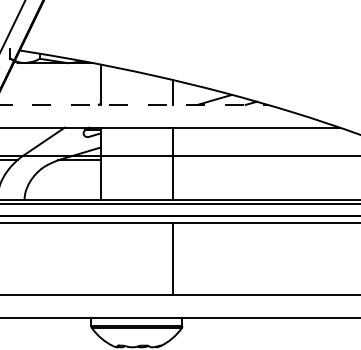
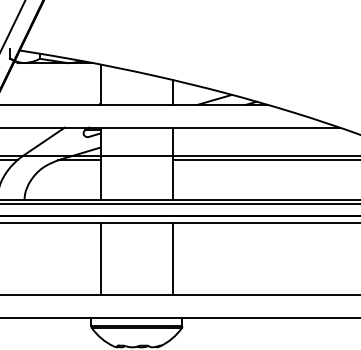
line: dashed -> solid (134, 104)
line: none -> present (265, 160)
line: none -> present (100, 258)
